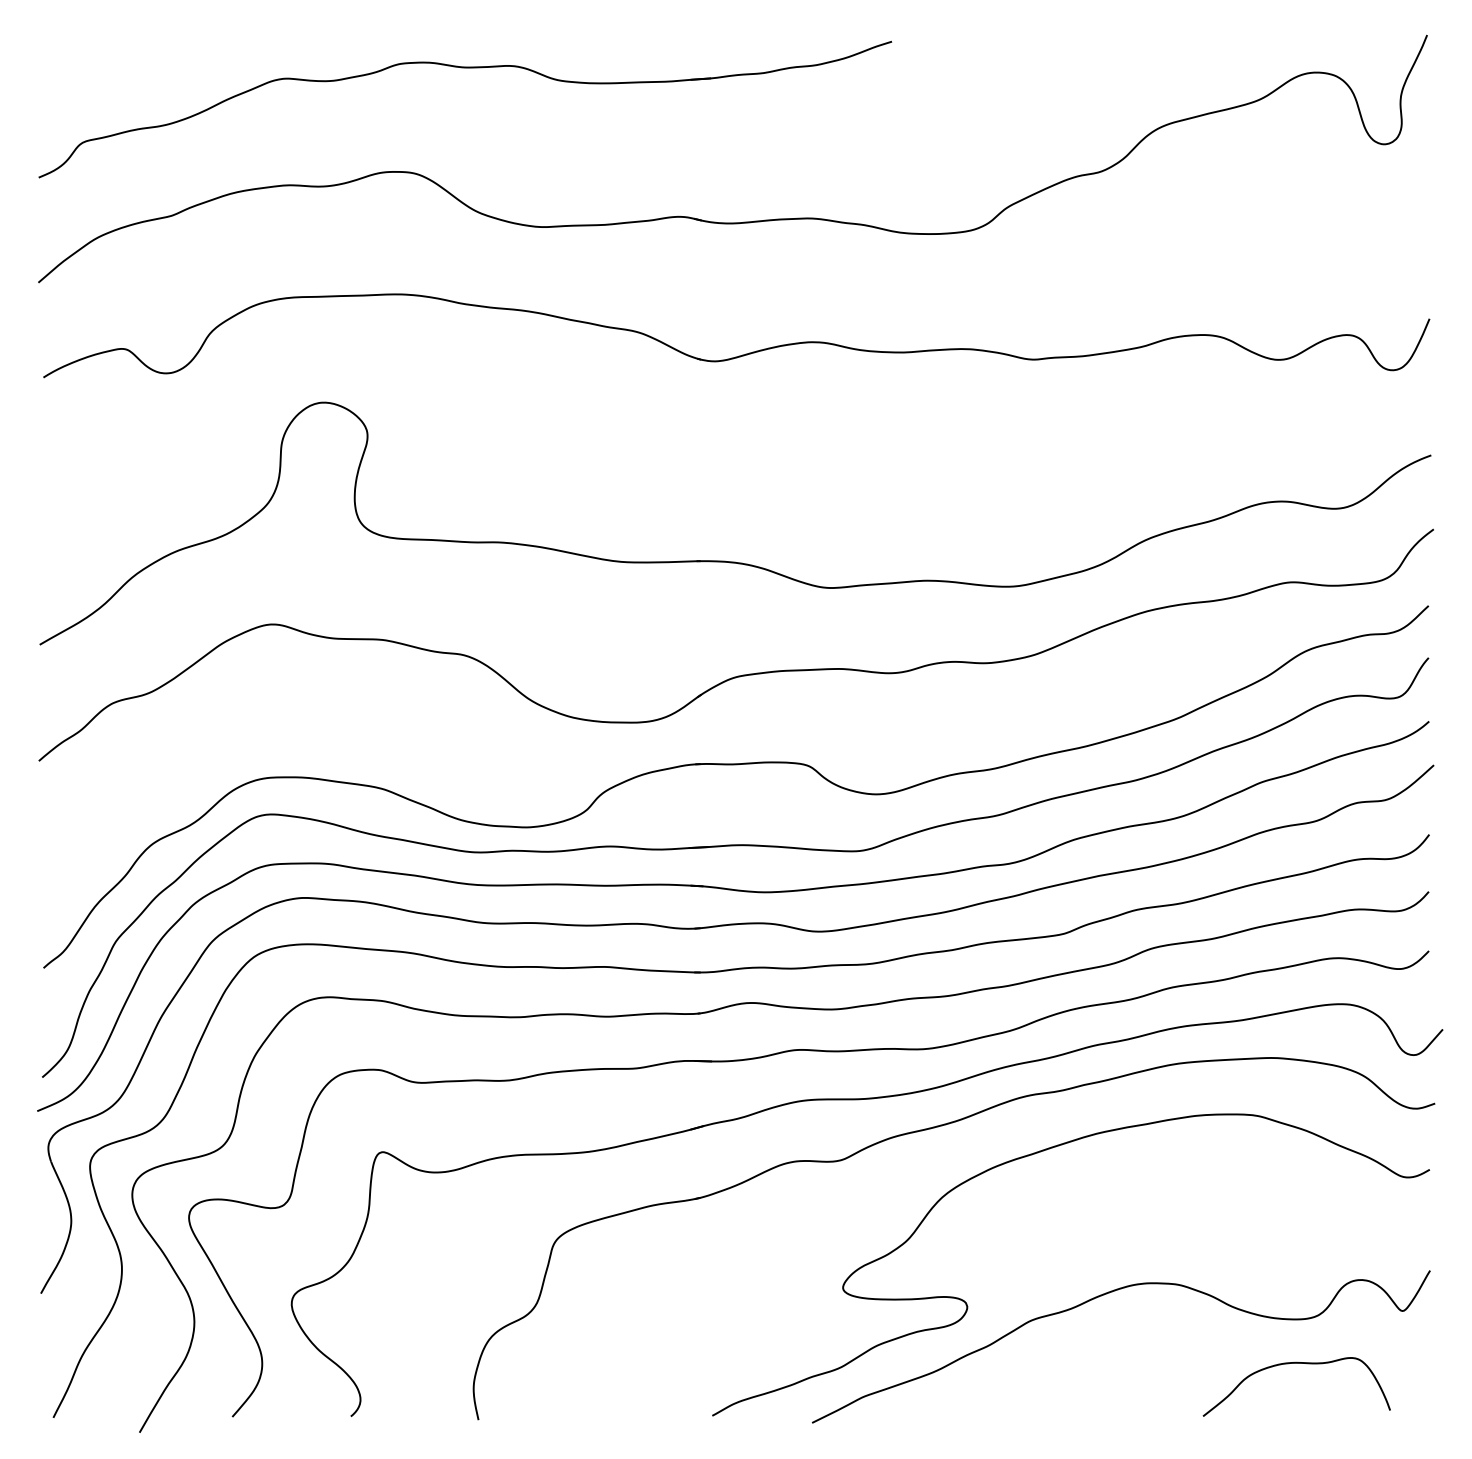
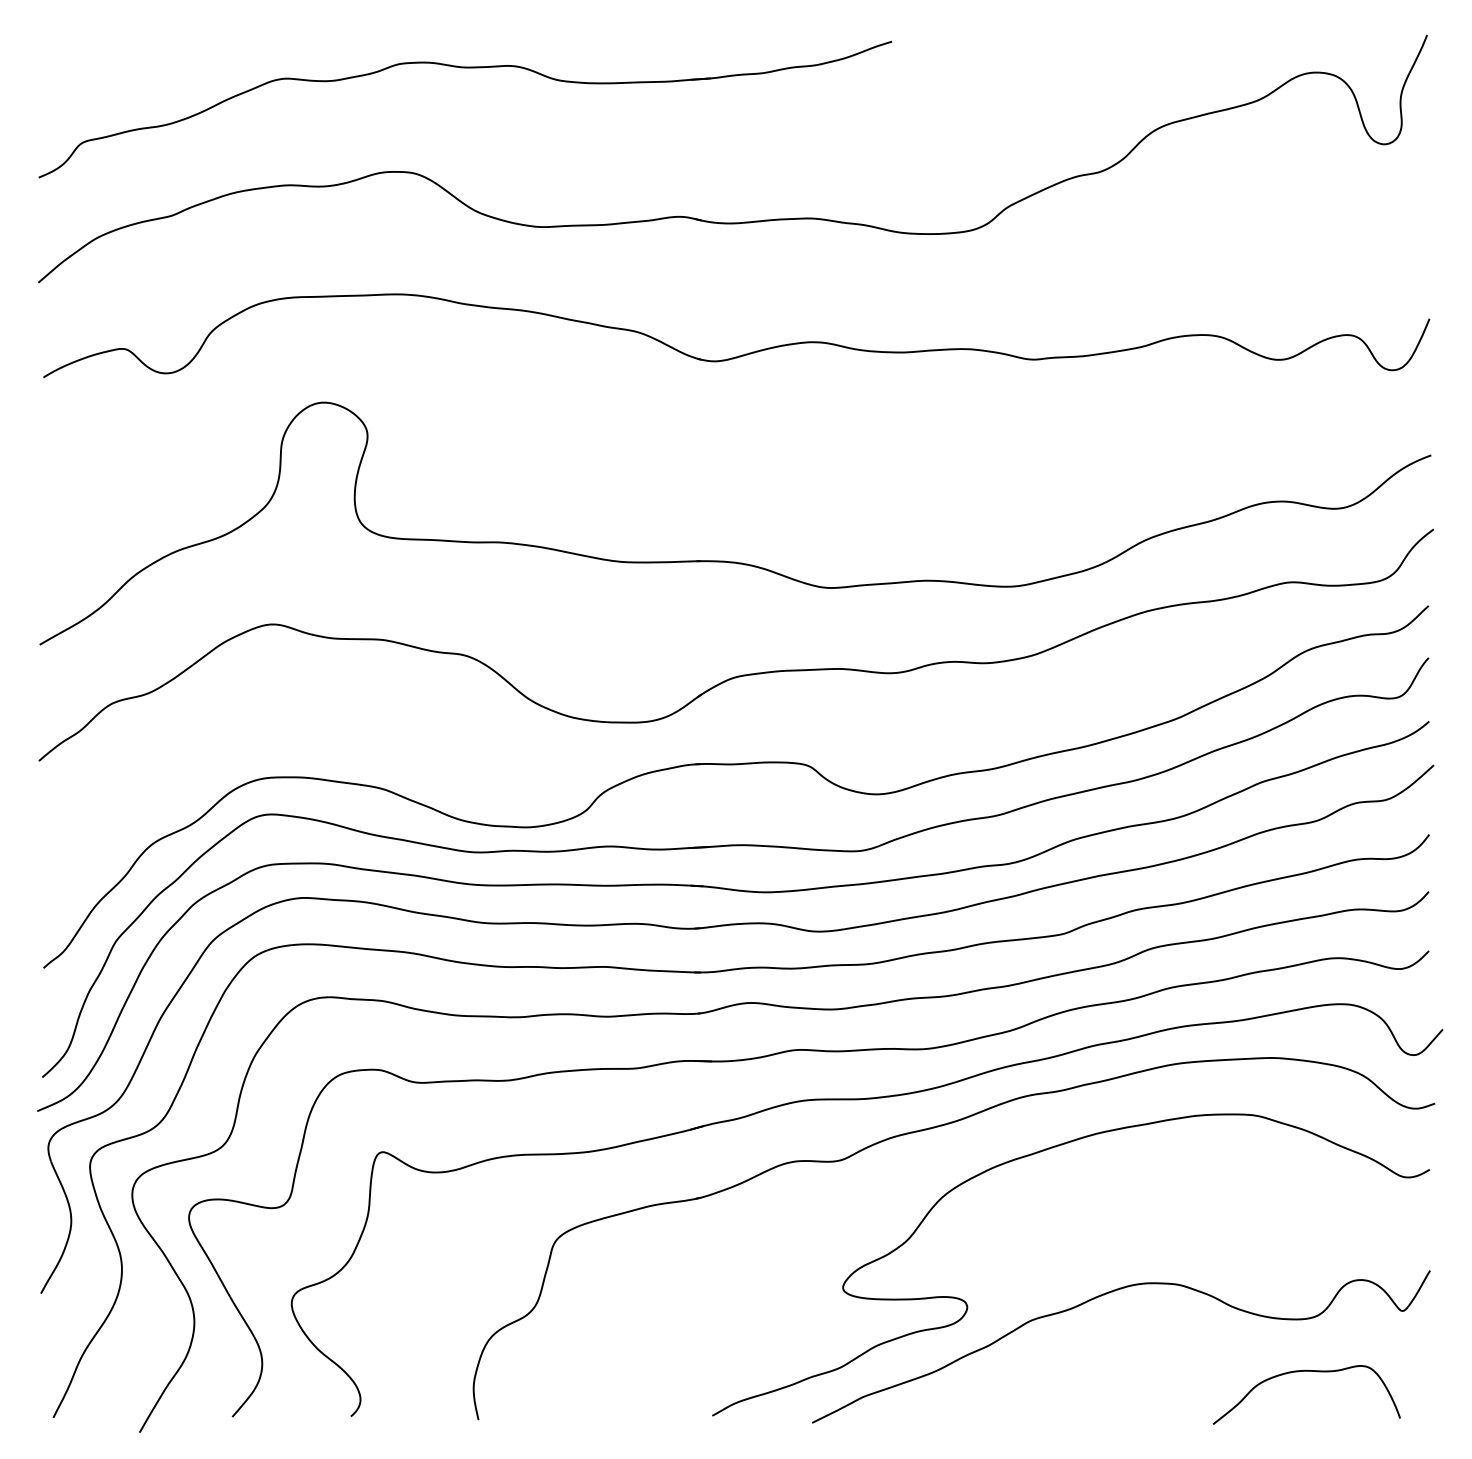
curve position: (1296, 1363) -> (1306, 1371) (1306, 1371)
